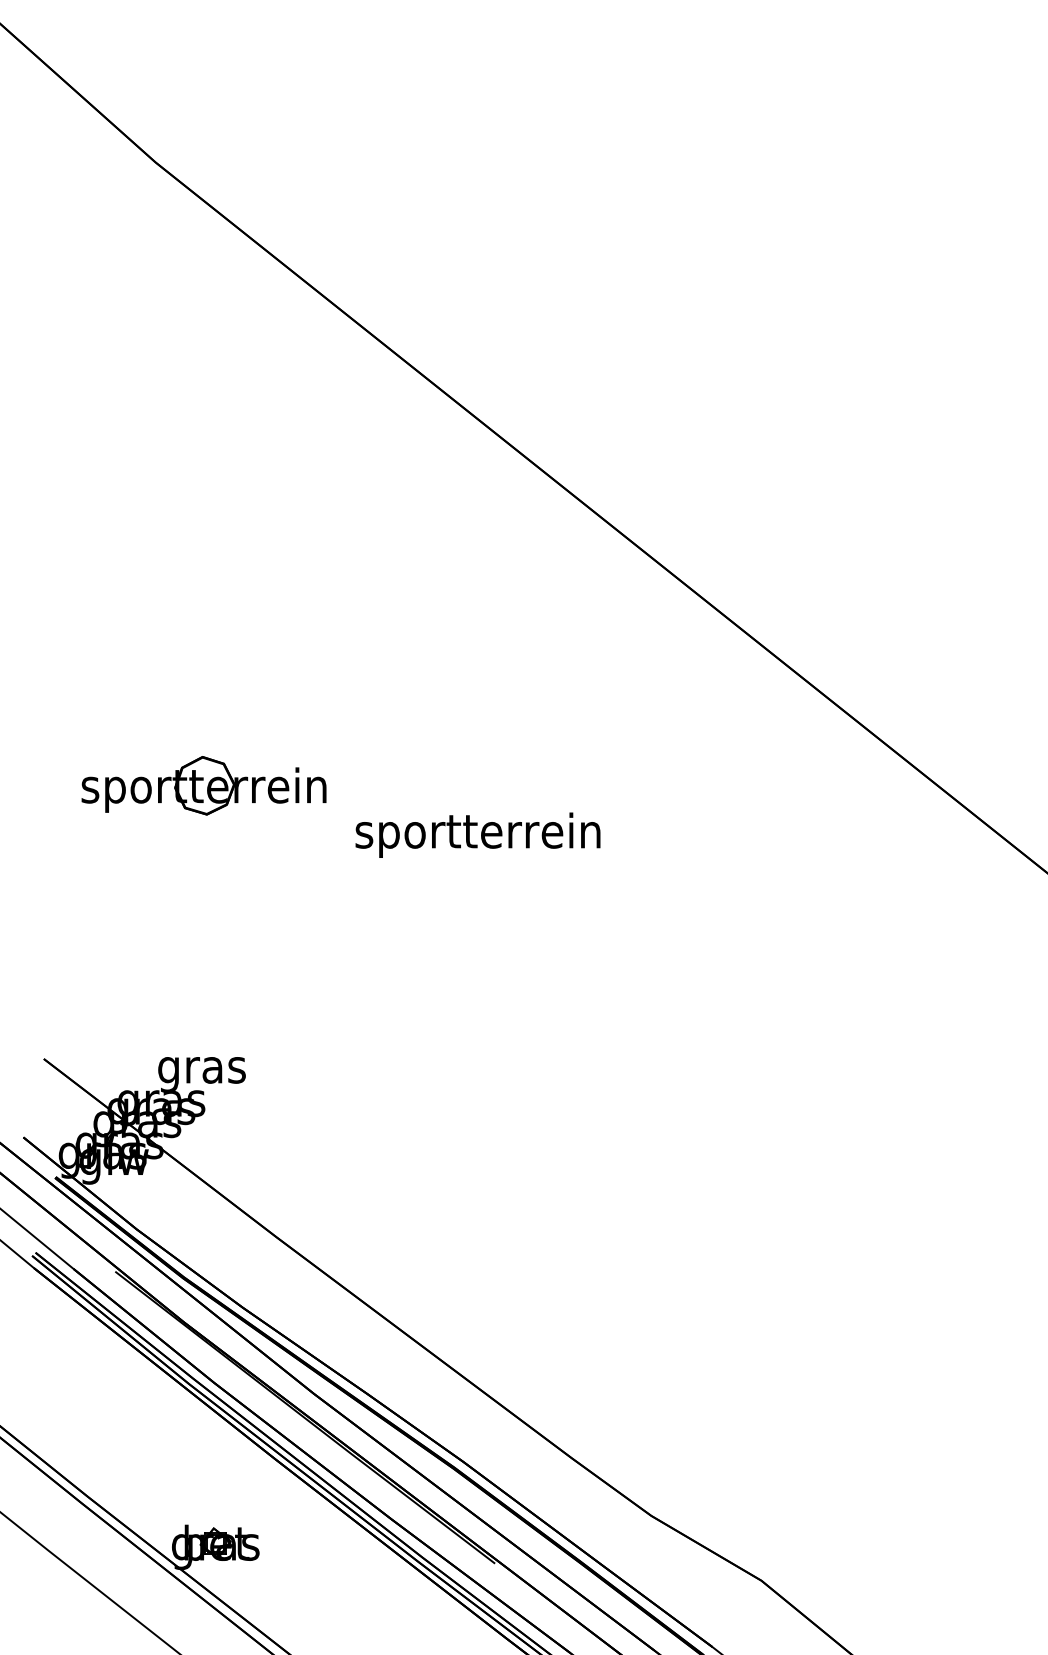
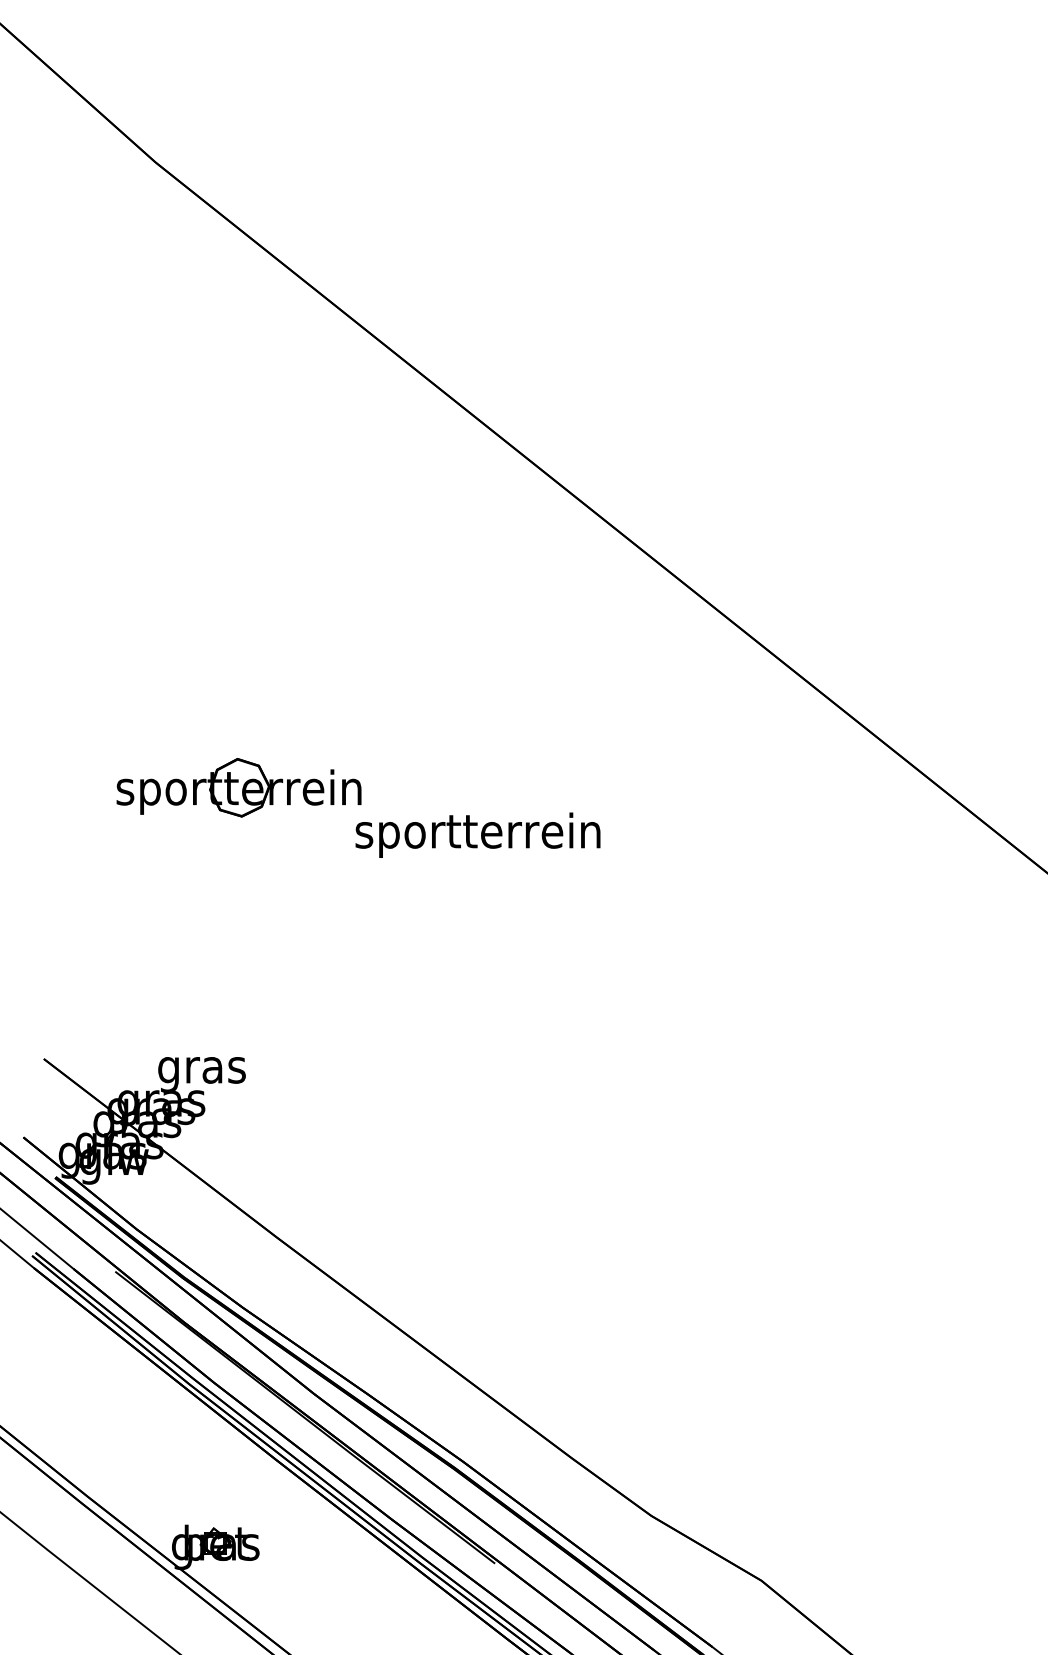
part position: (203, 785) -> (238, 787) (238, 787)
